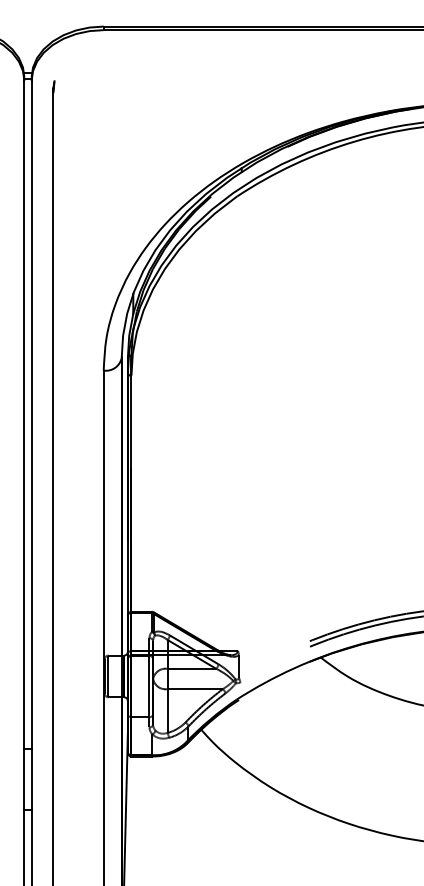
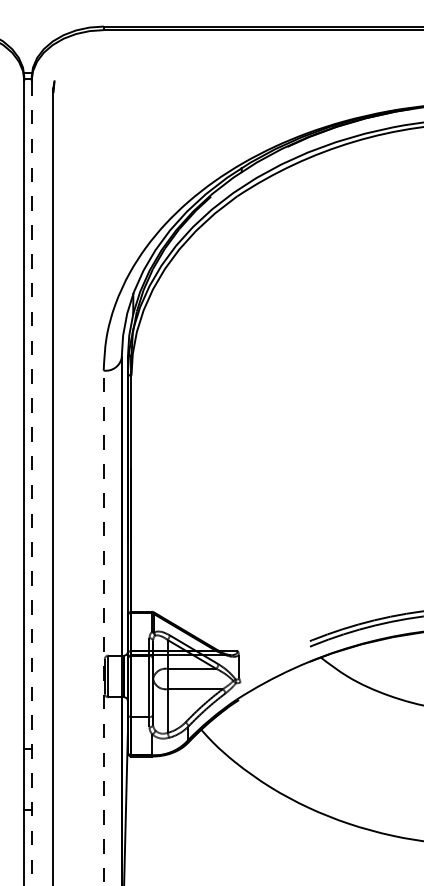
line: solid -> dashed (31, 484)
line: solid -> dashed (103, 627)
